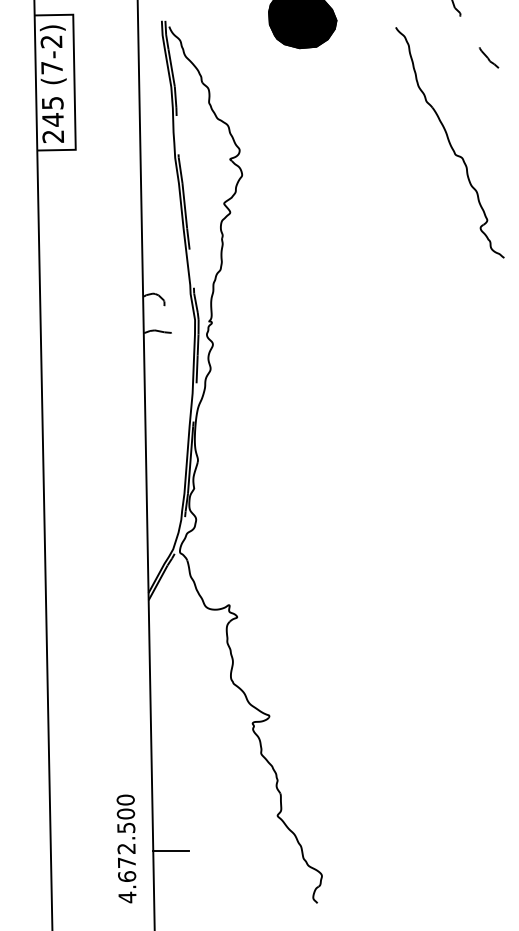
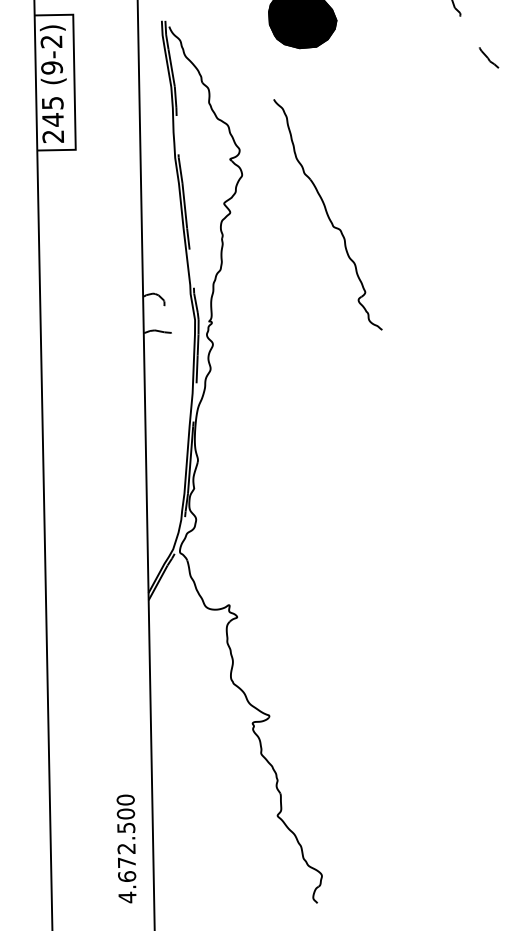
text: (7-2) -> (9-2) (52, 67)
part position: (449, 142) -> (327, 214) (327, 214)
line: present -> none (170, 851)
